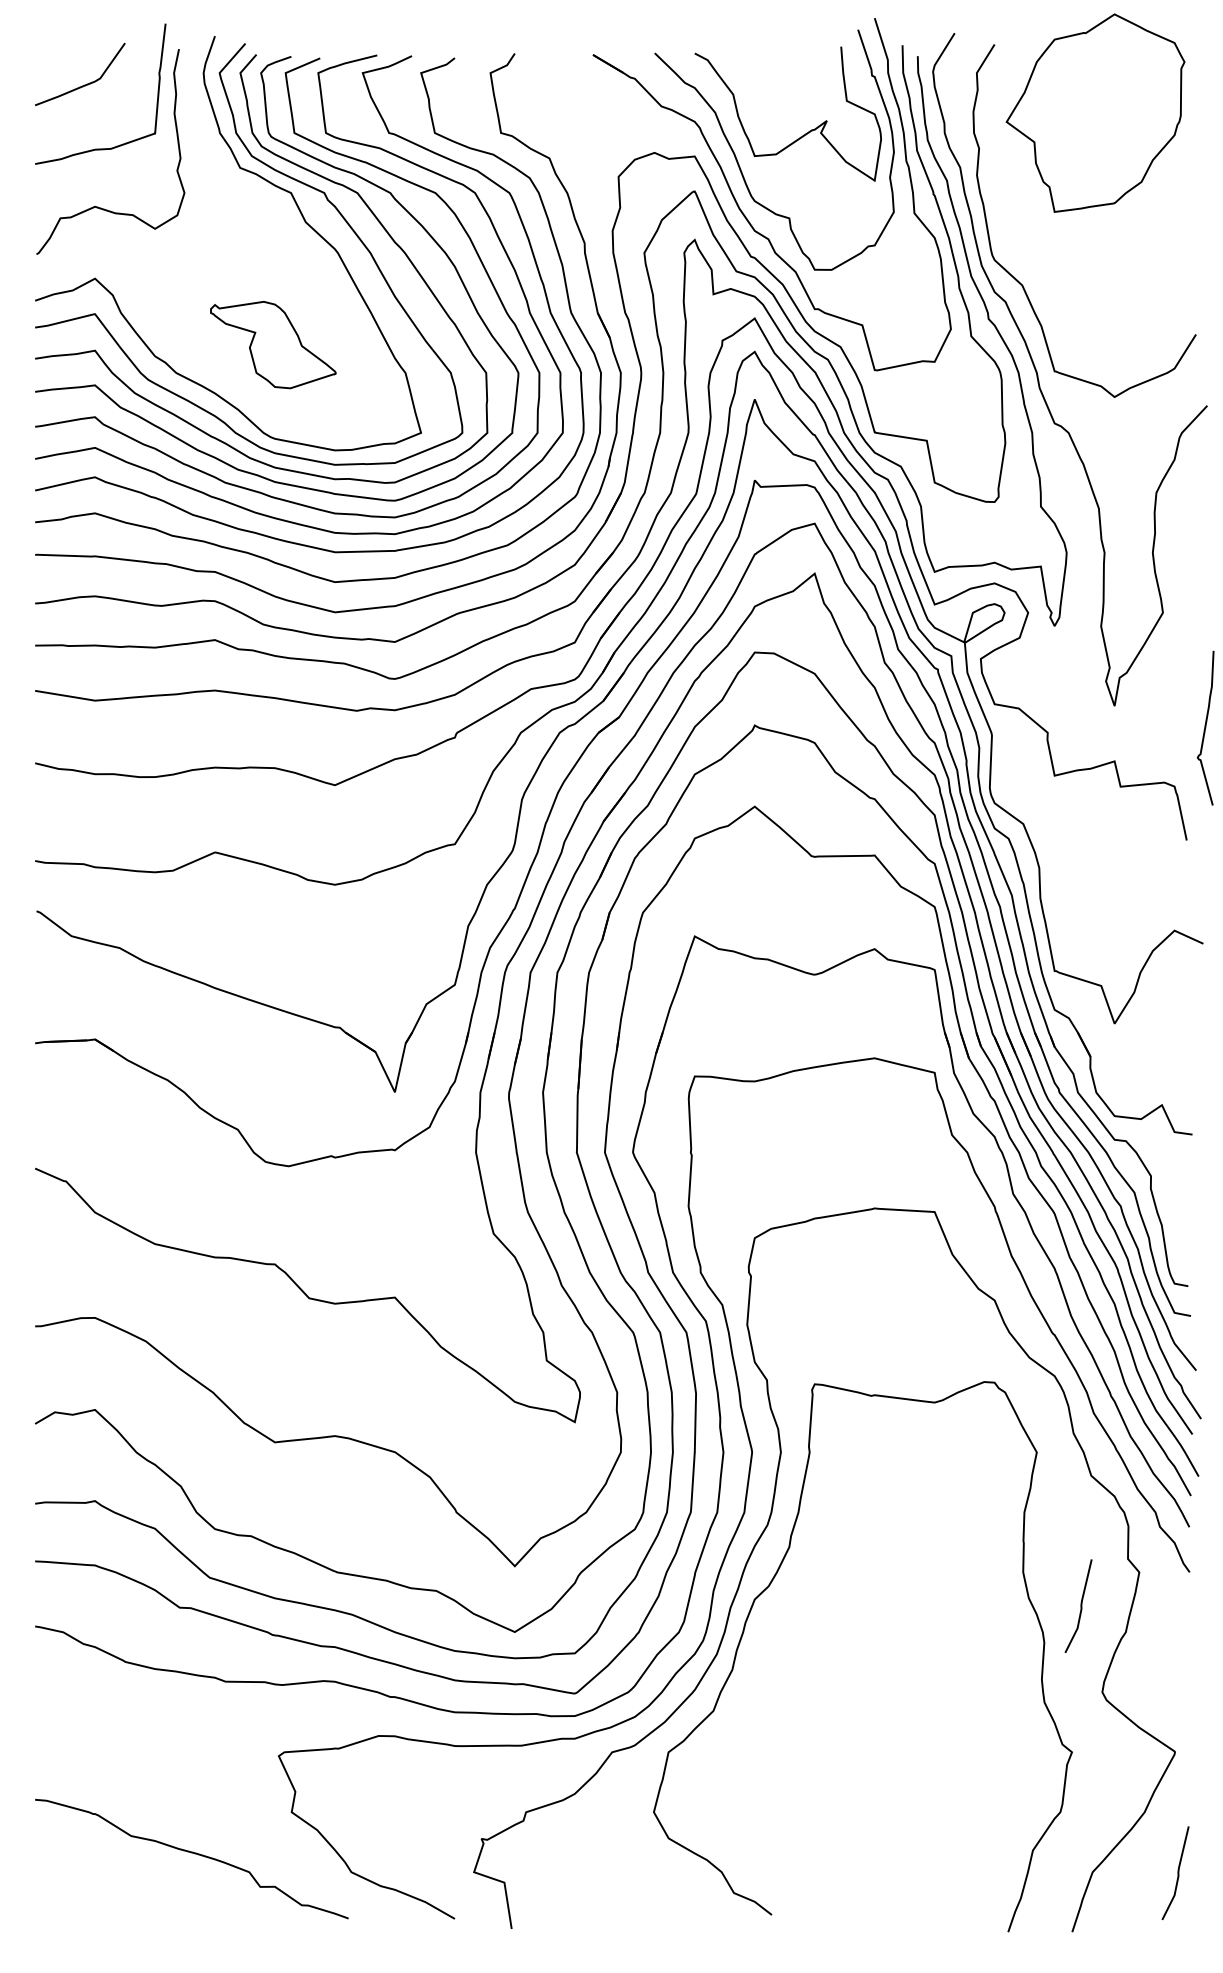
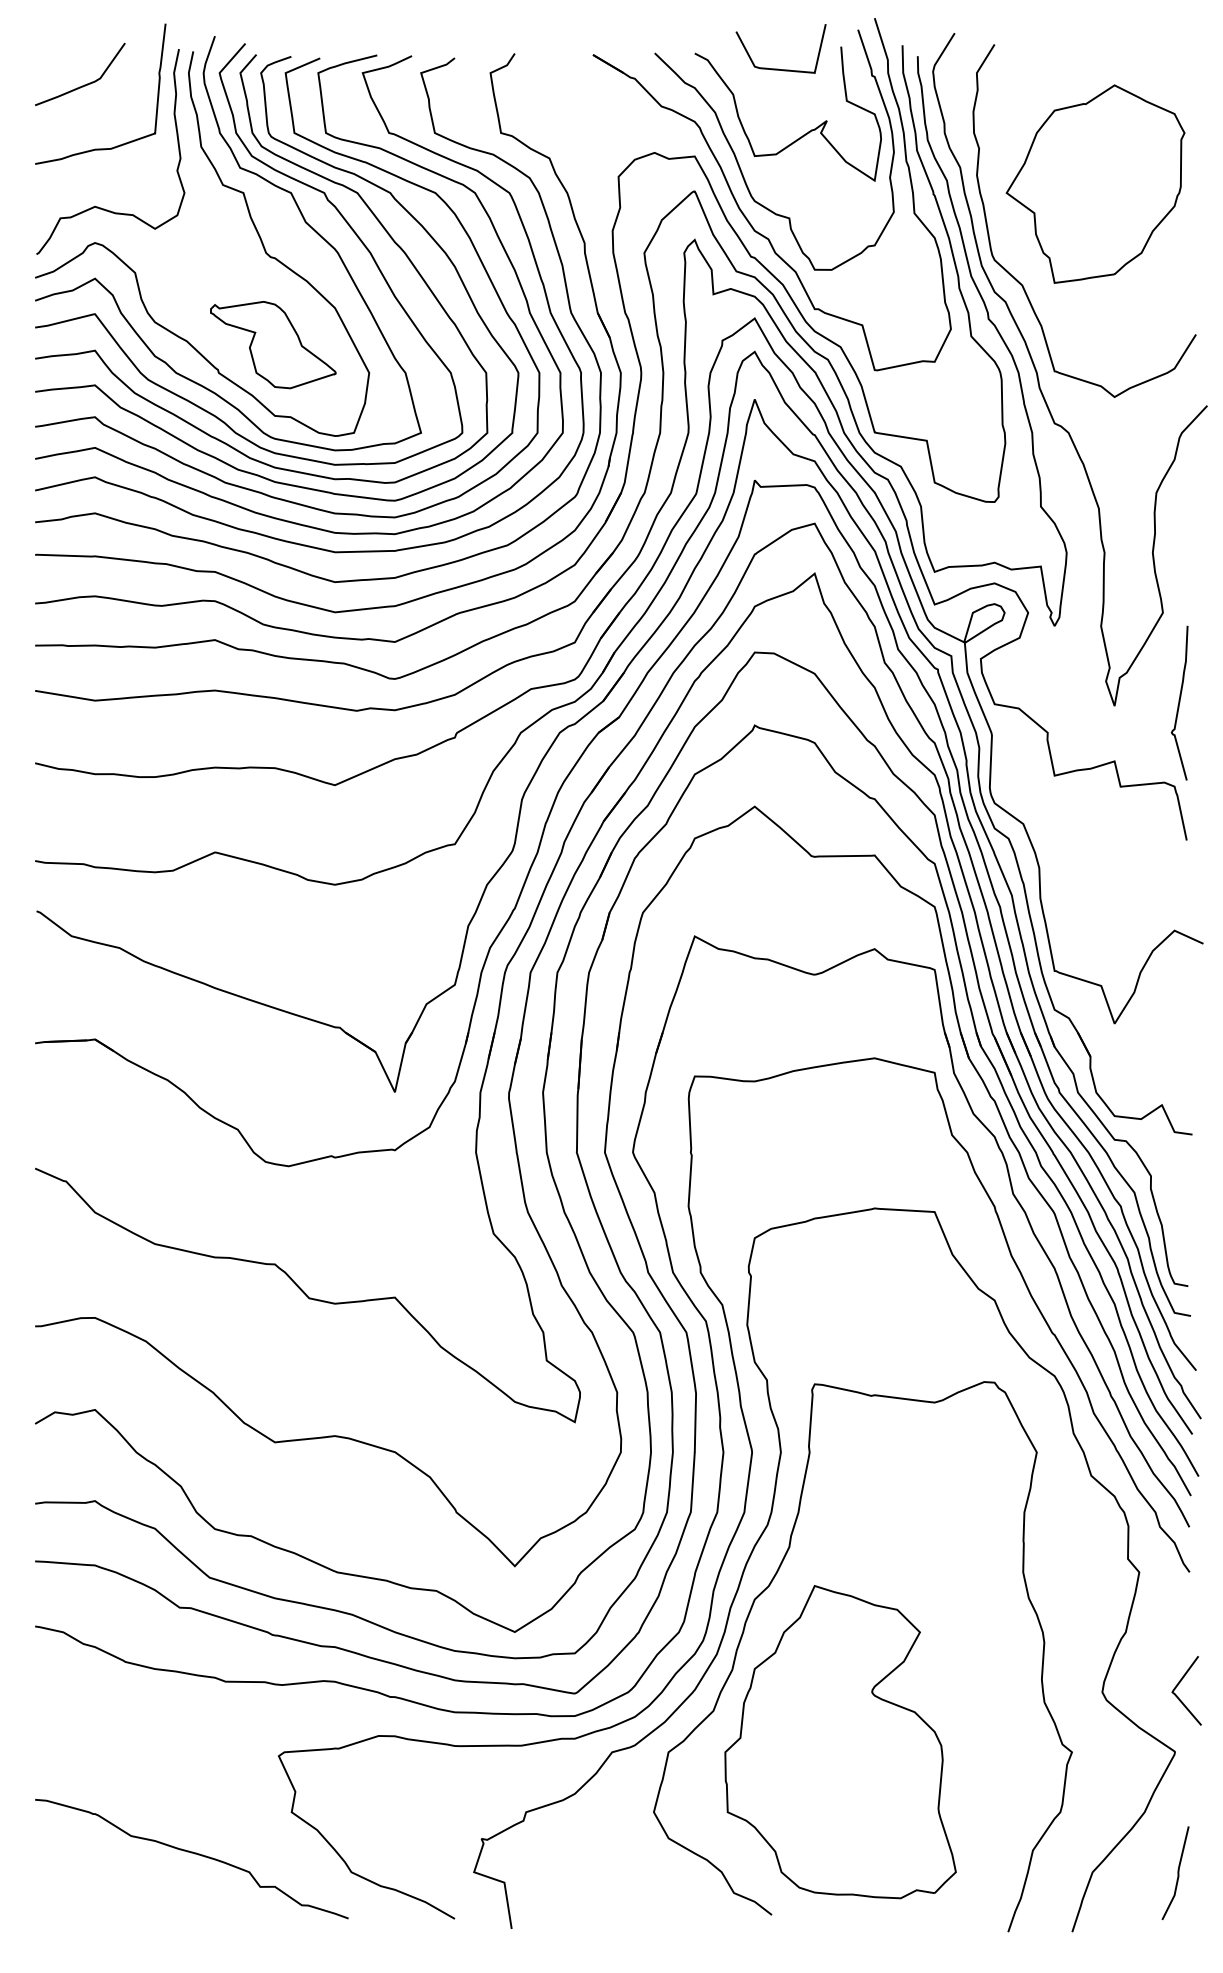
curve: none -> present (778, 68)
part position: (1095, 112) -> (1095, 183) (1095, 183)
curve: none -> present (250, 219)
curve position: (1205, 727) -> (1179, 702) (1179, 702)
curve: present -> none (1080, 1605)
curve: none -> present (1179, 1684)
part: none -> present (840, 1742)
